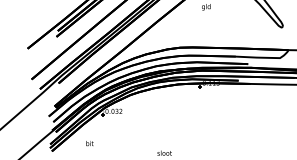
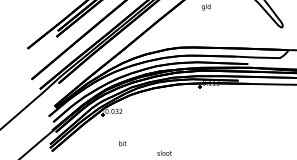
text position: (89, 143) -> (122, 143) (122, 143)
